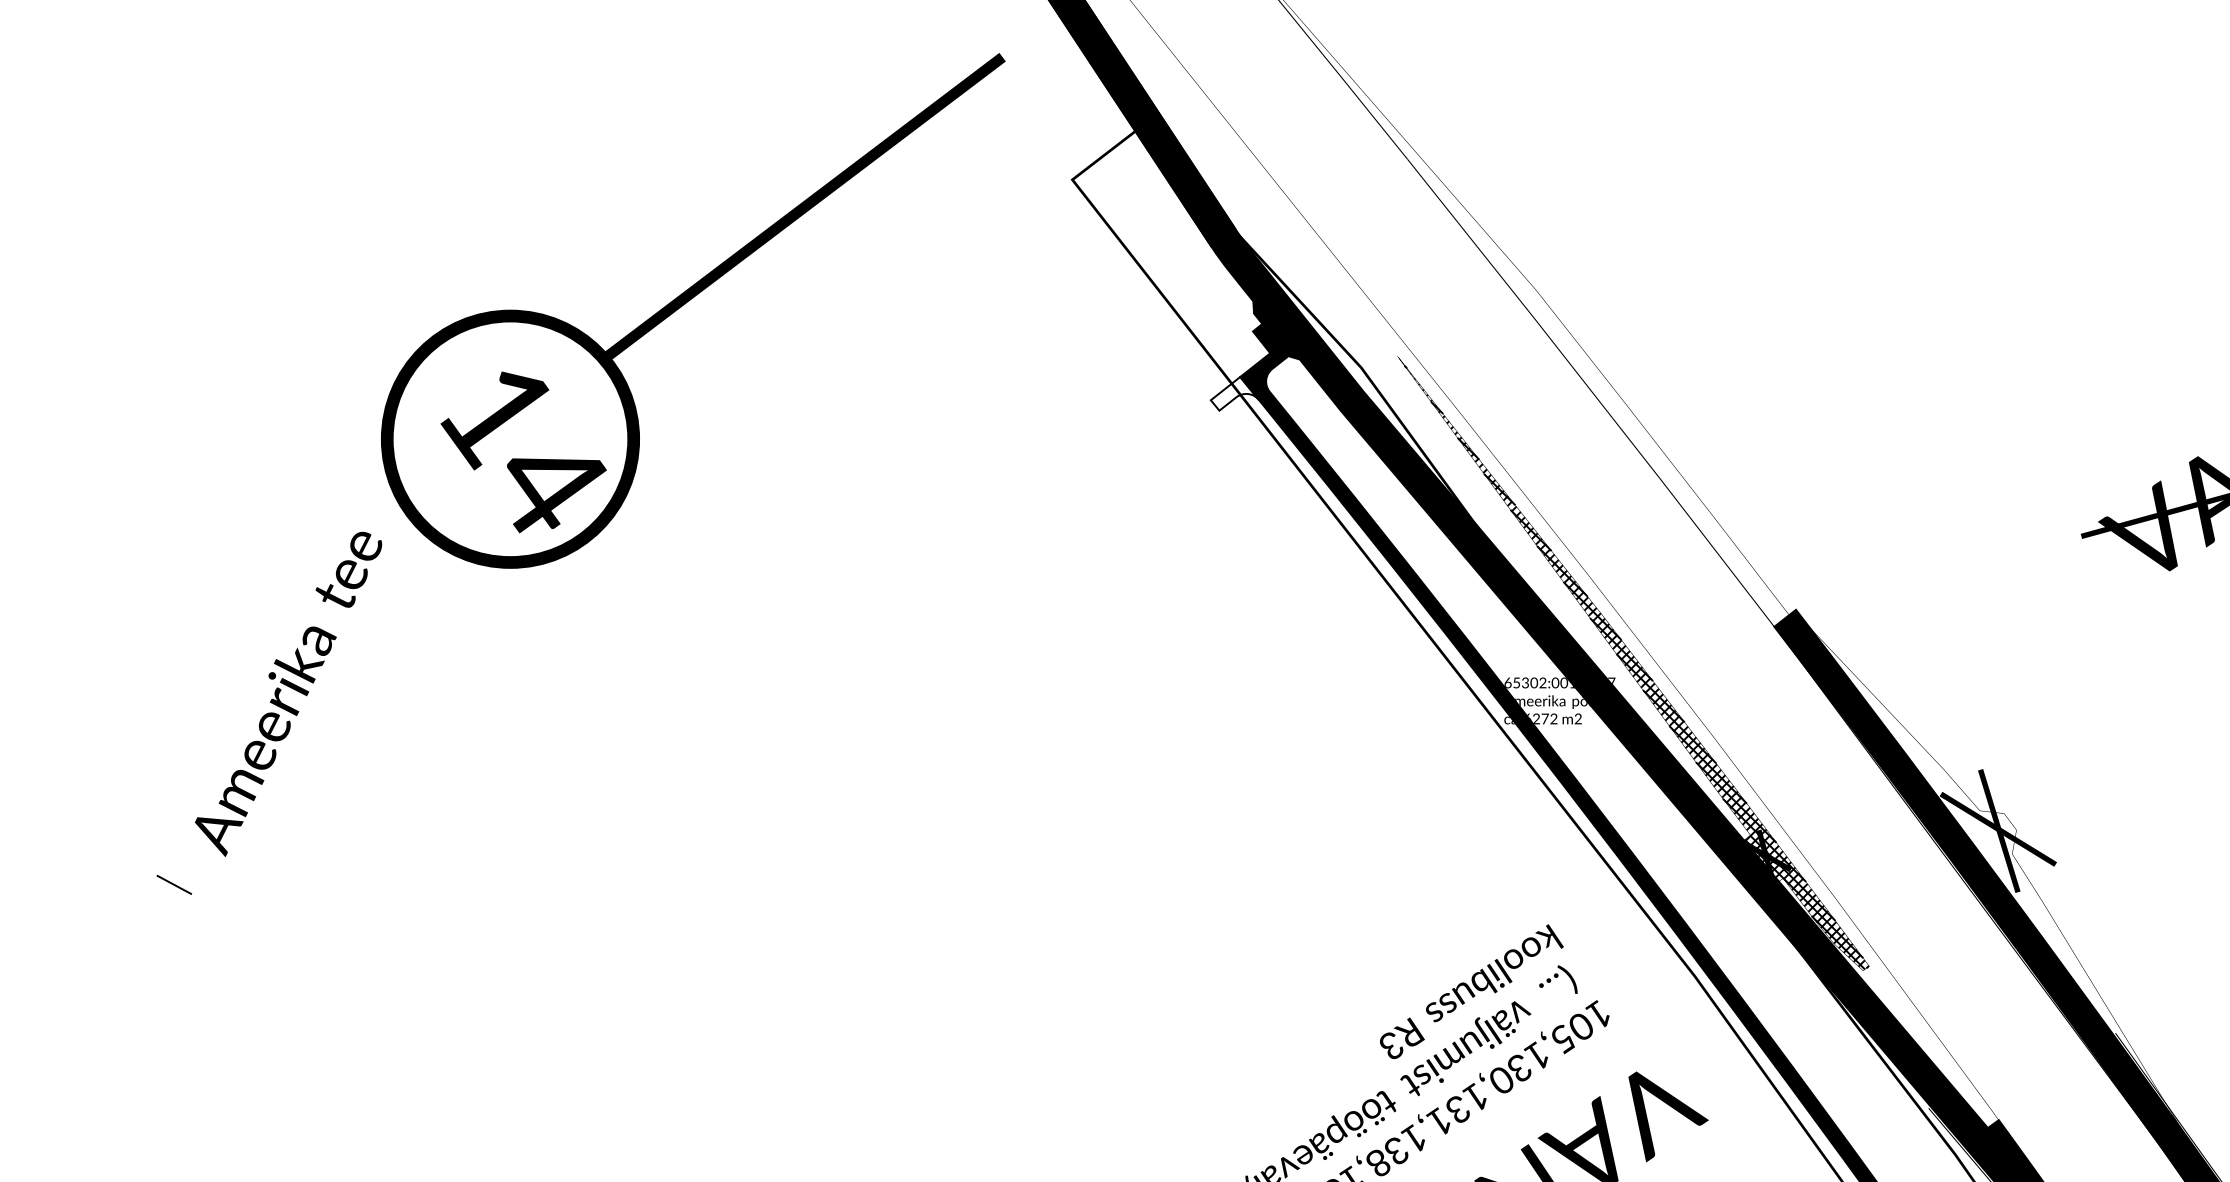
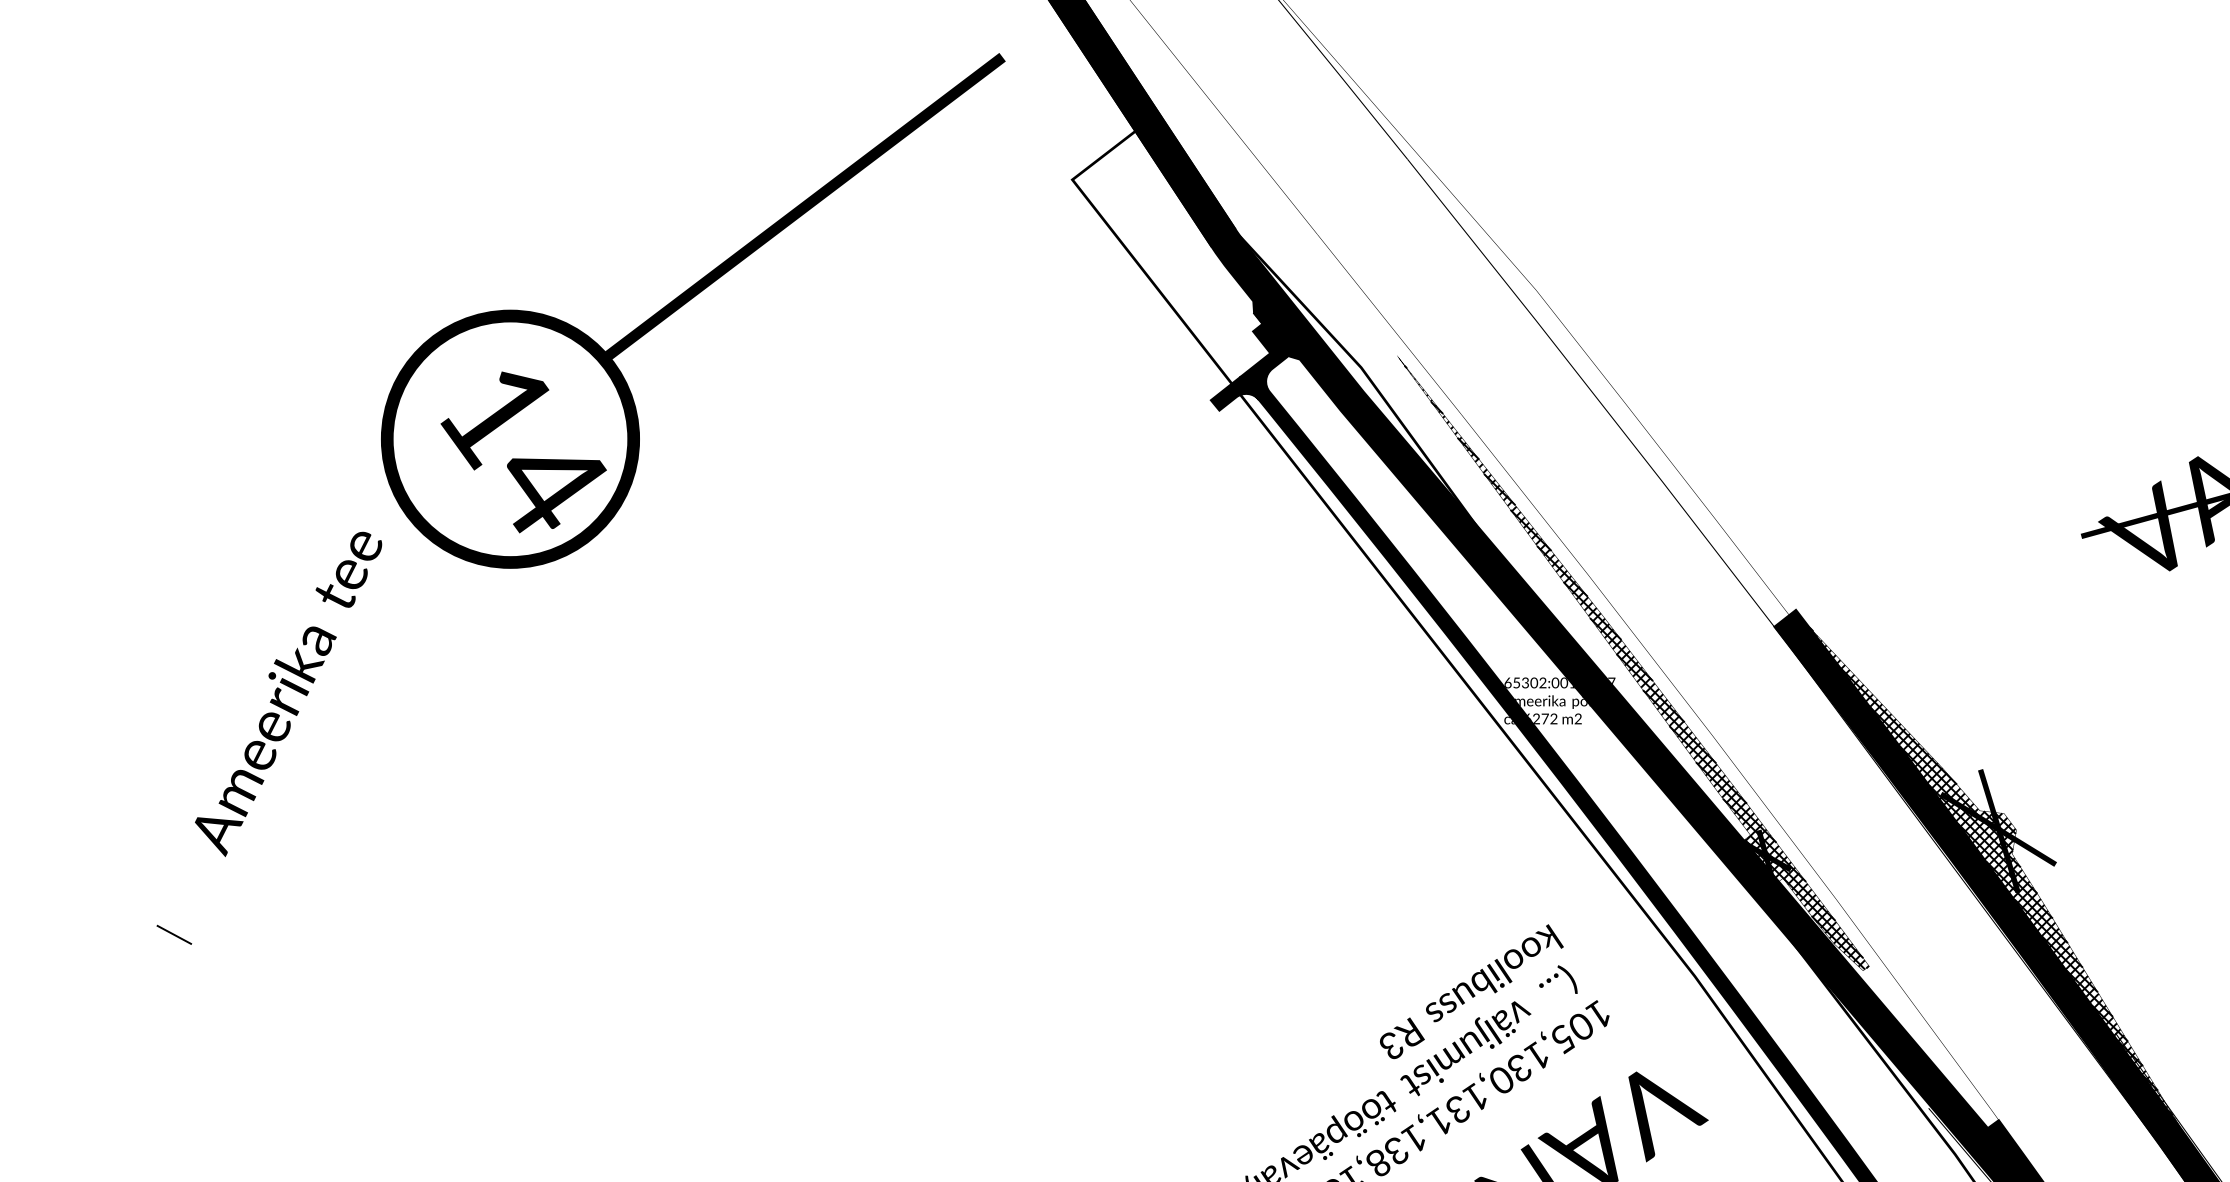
fill: none -> present (1234, 393)
hatch: none -> present (1993, 875)
line position: (174, 884) -> (174, 934) (174, 934)
